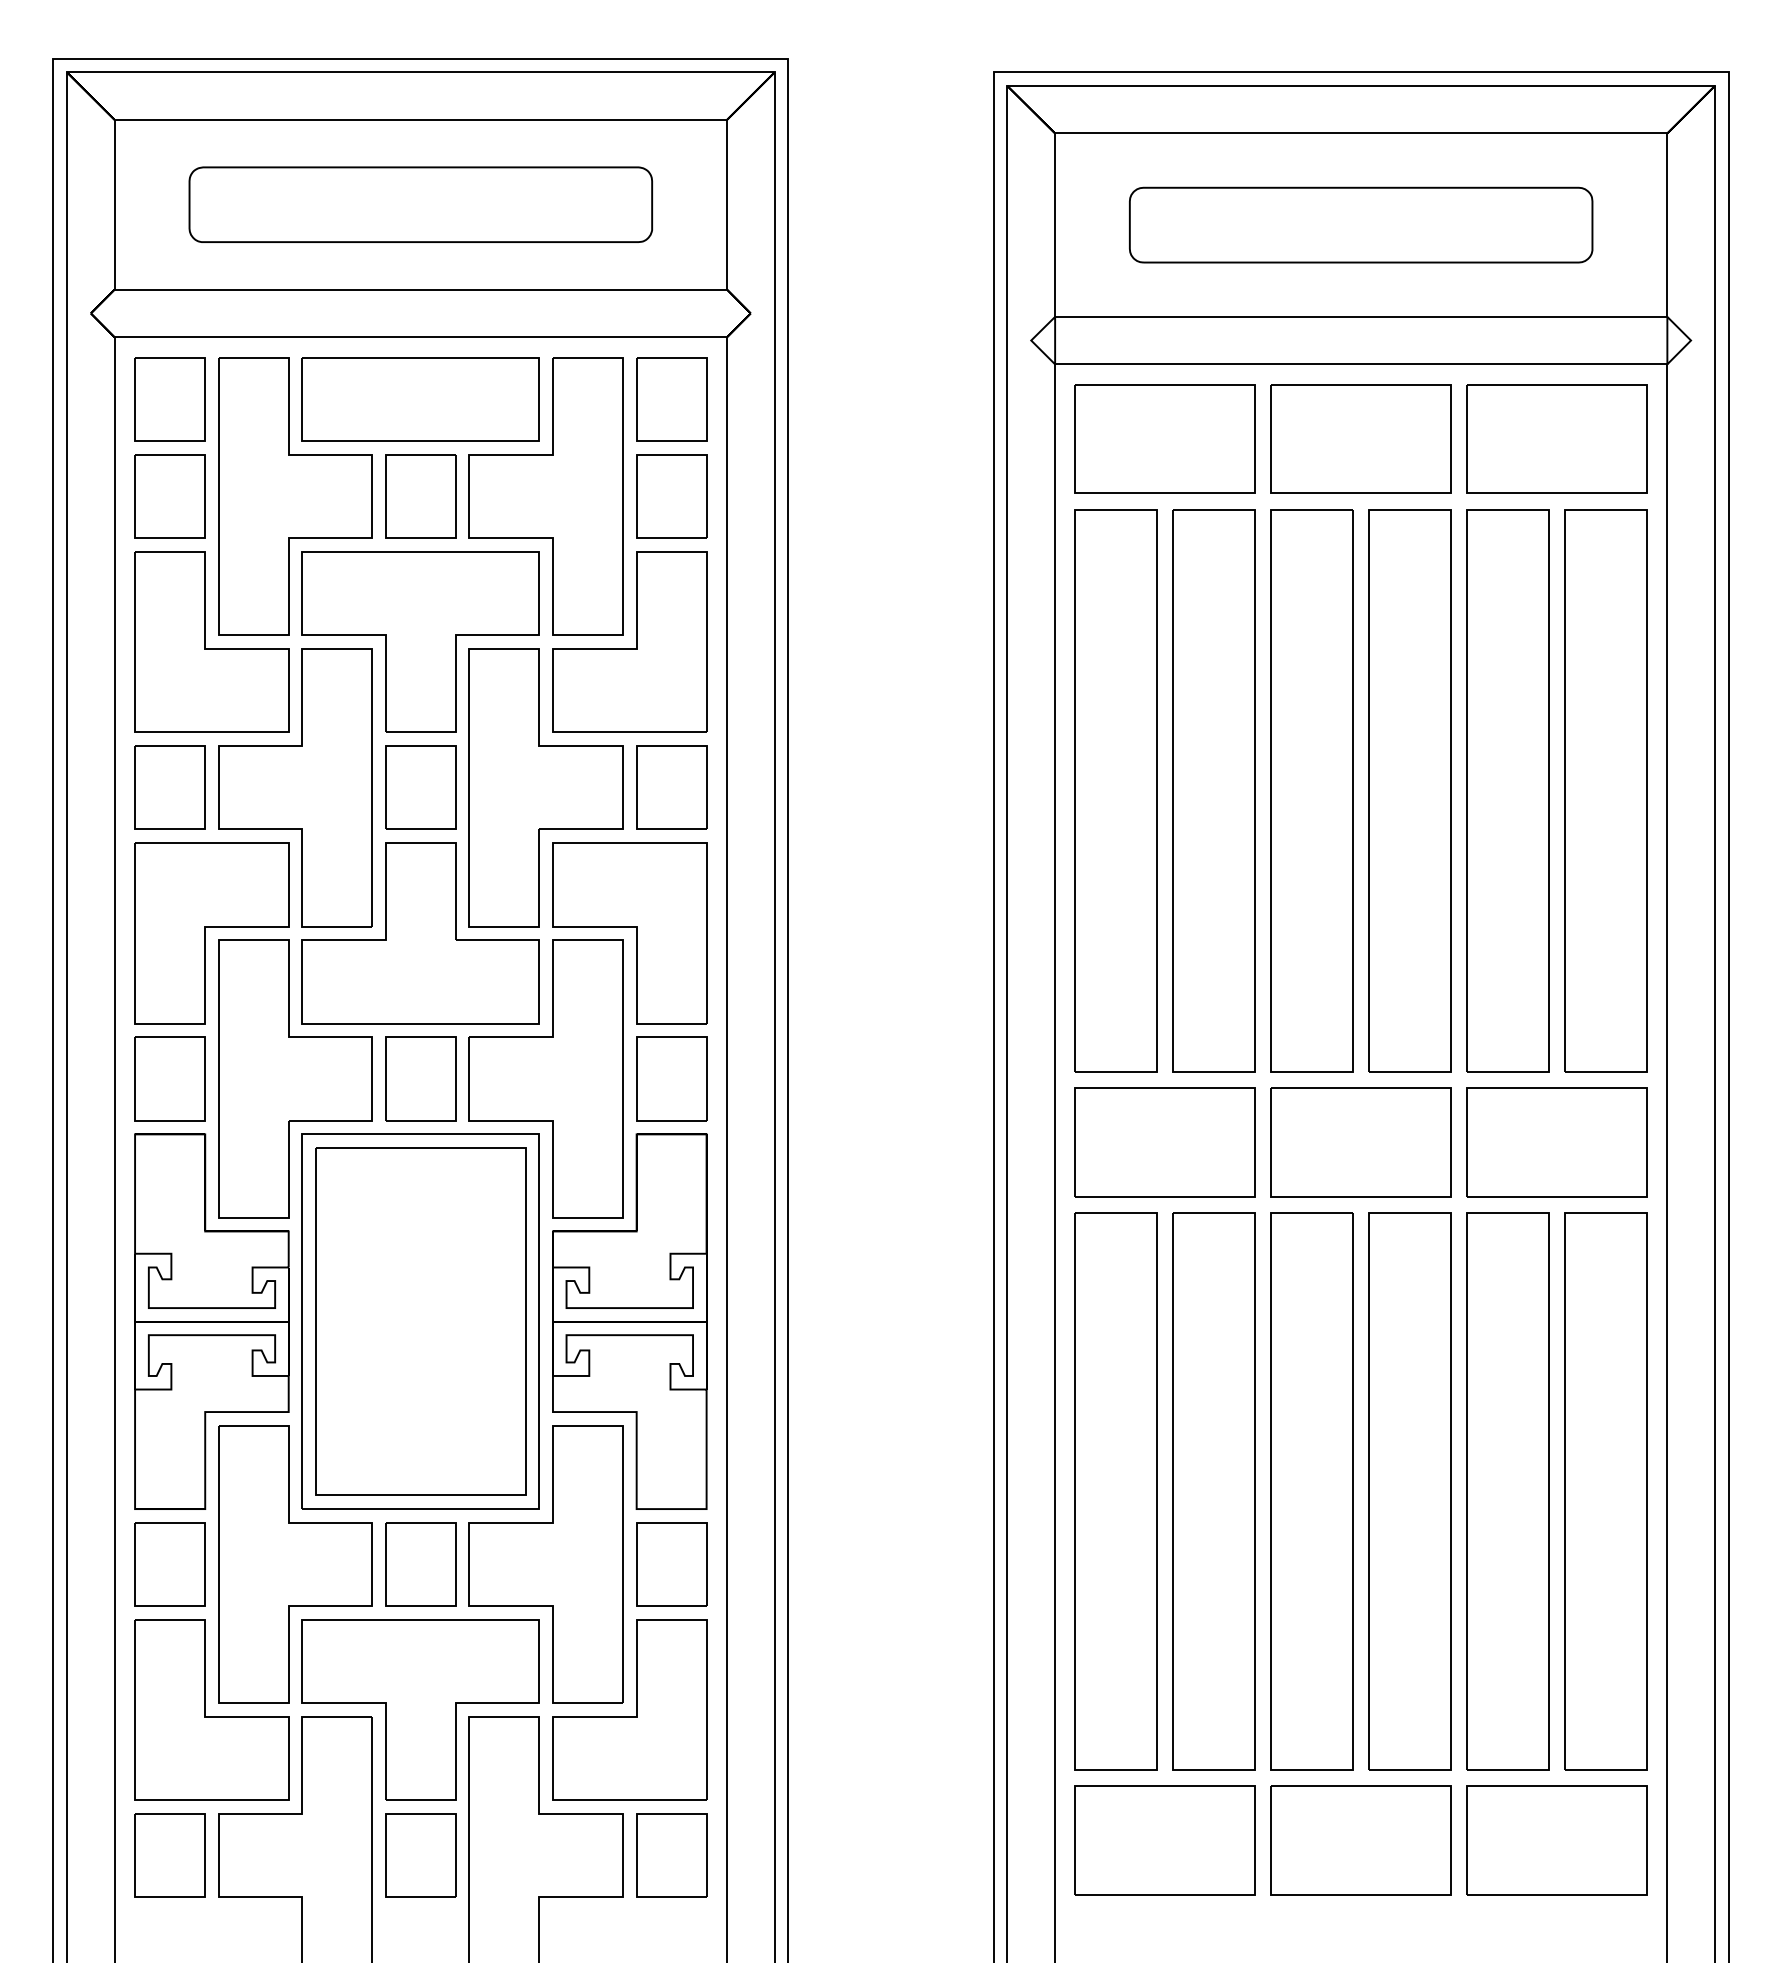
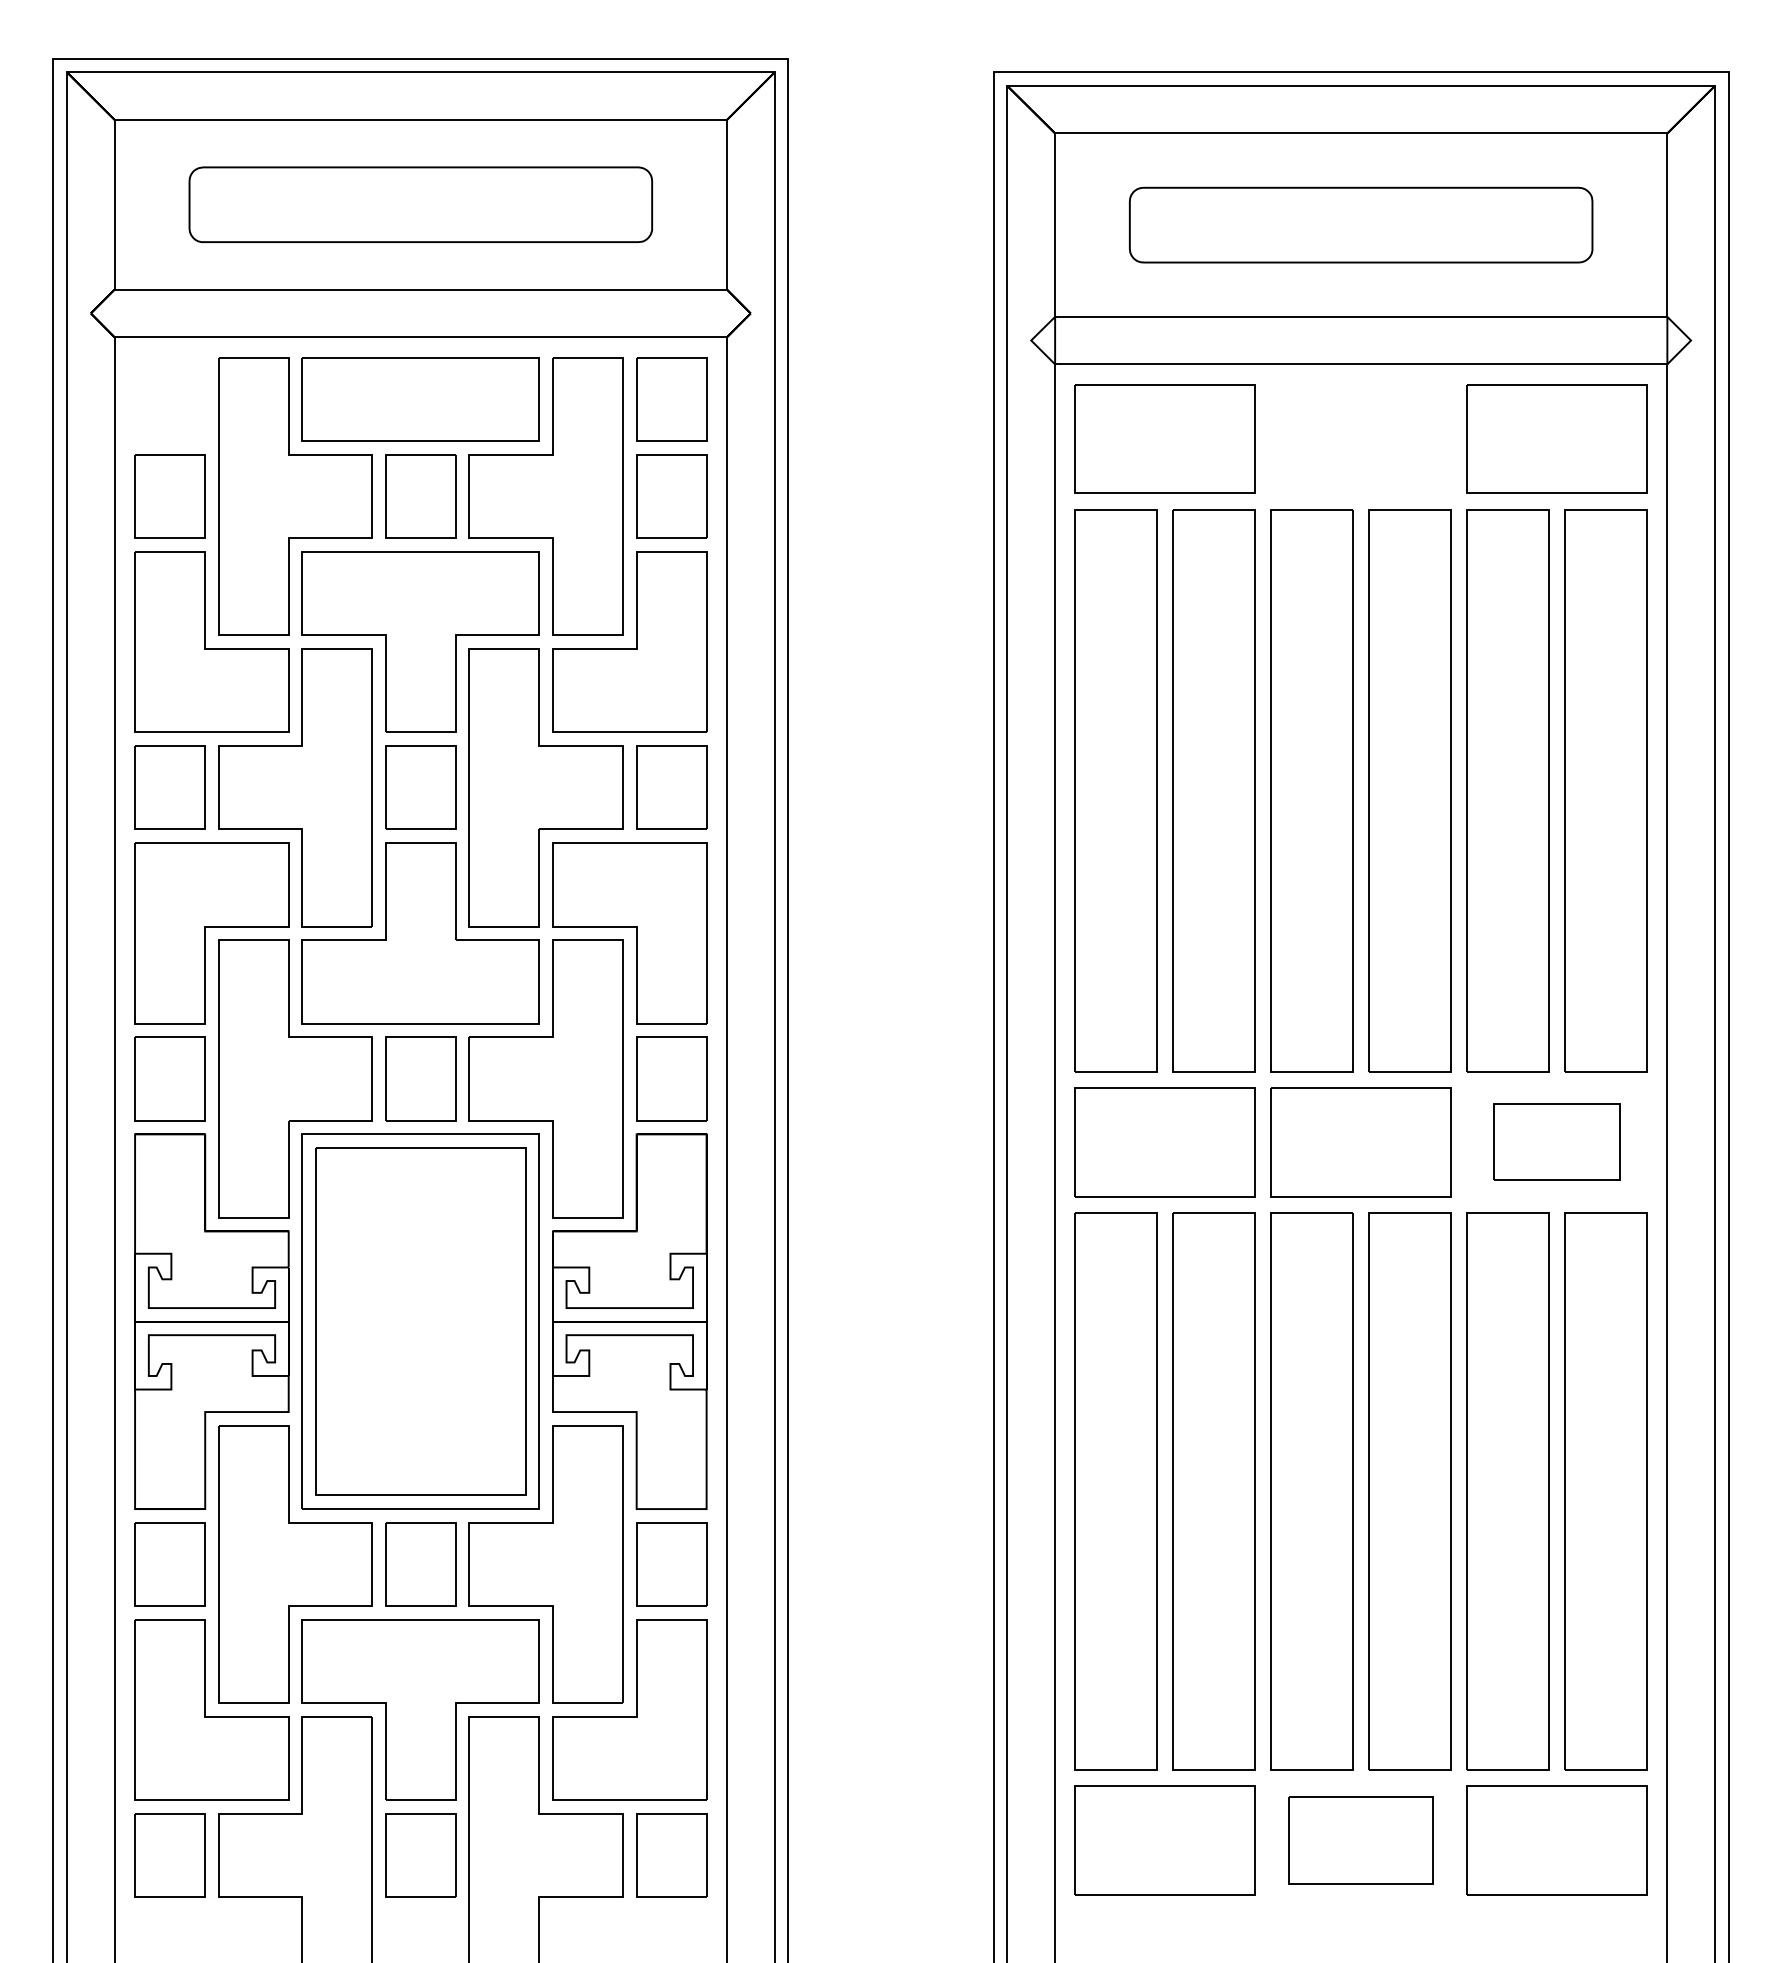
part: present -> none (169, 399)
part: present -> none (1360, 438)
part size: 182x111 px -> 128x78 px (1556, 1141)
part size: 182x111 px -> 146x89 px (1360, 1840)
